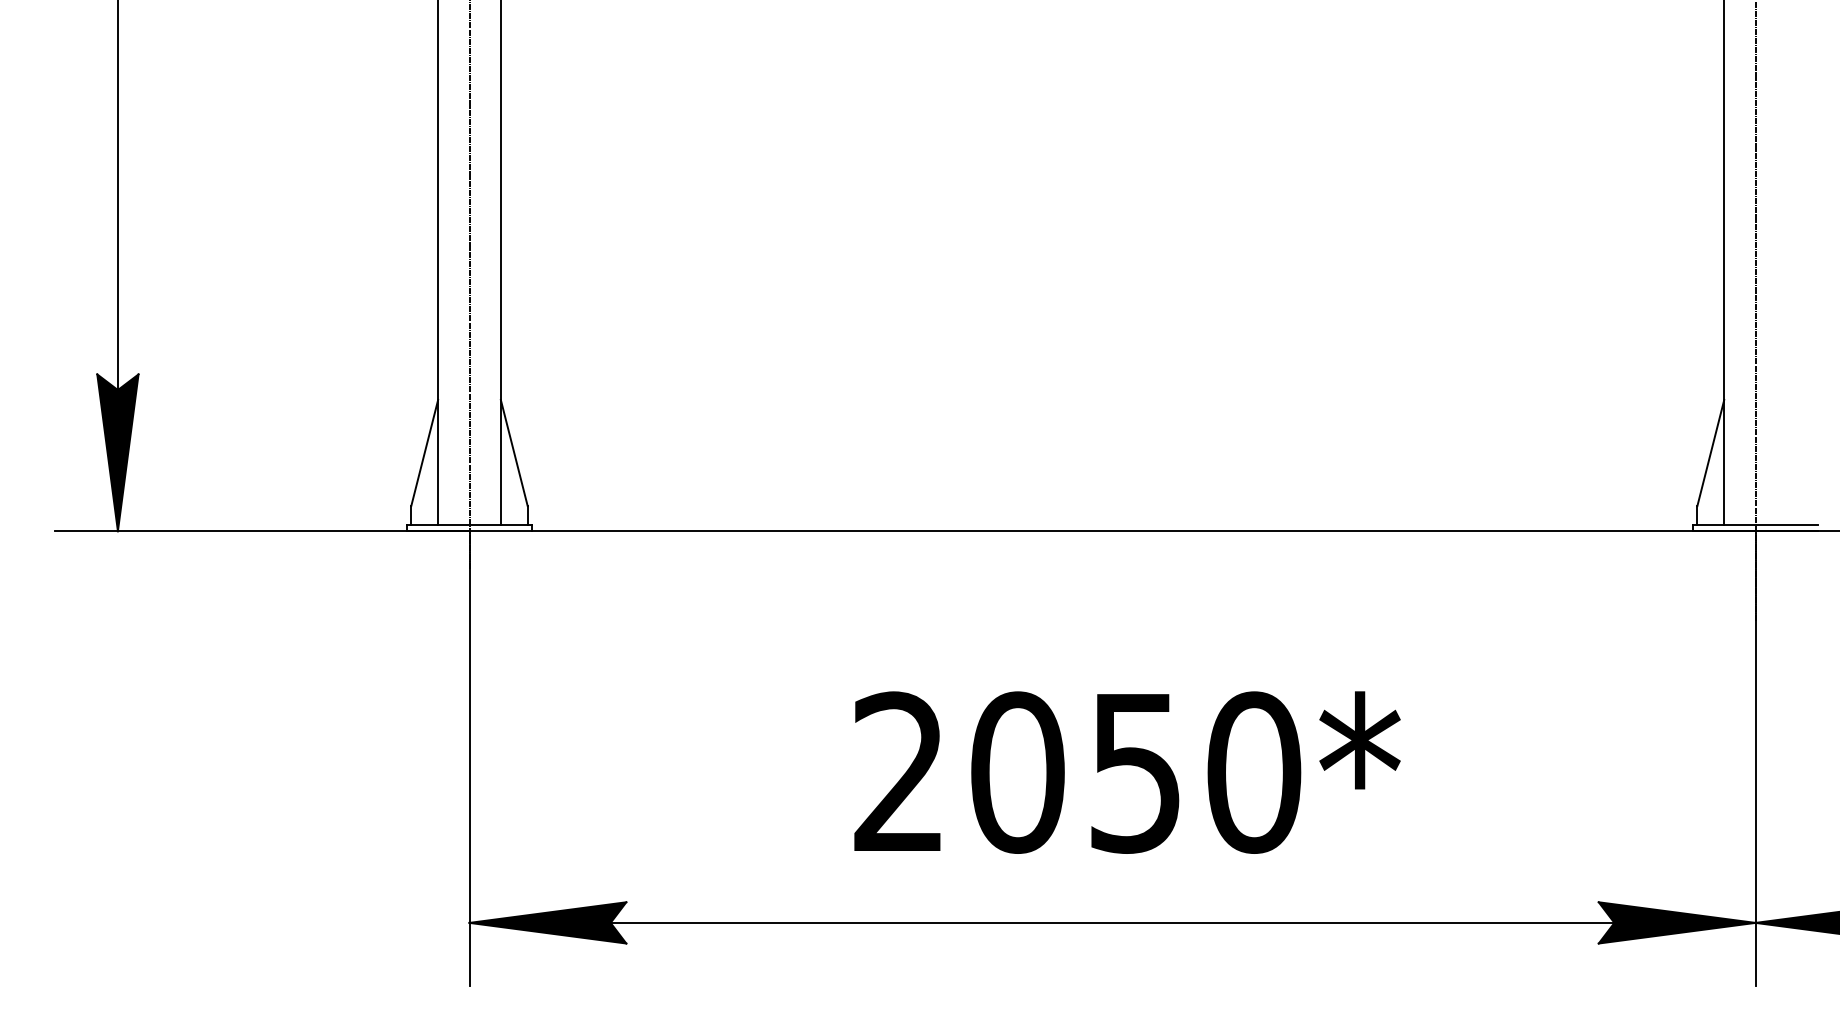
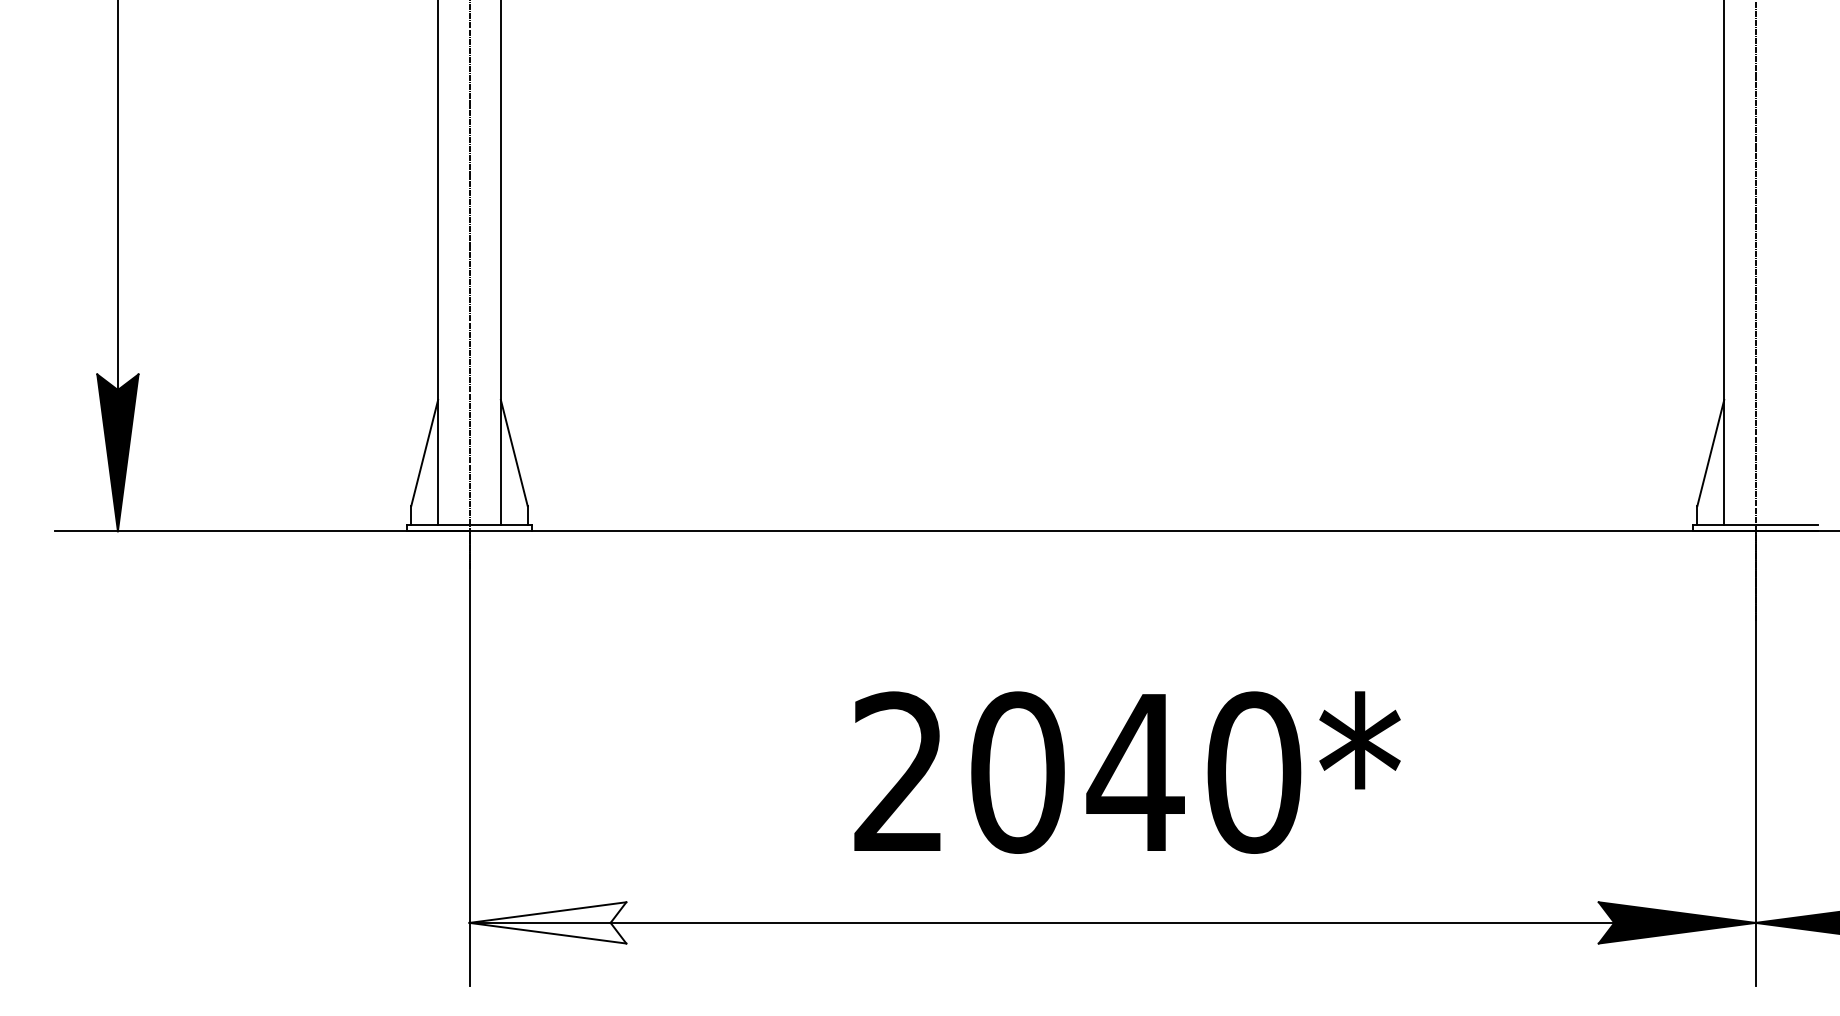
text: 2050* -> 2040* (1135, 773)
fill: present -> none (547, 922)
